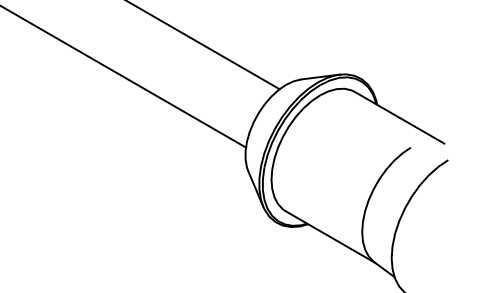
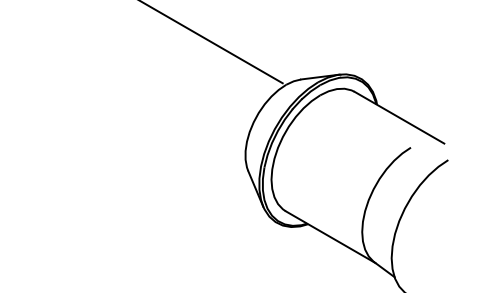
line position: (203, 45) -> (212, 42) (212, 42)
line: present -> none (124, 77)
